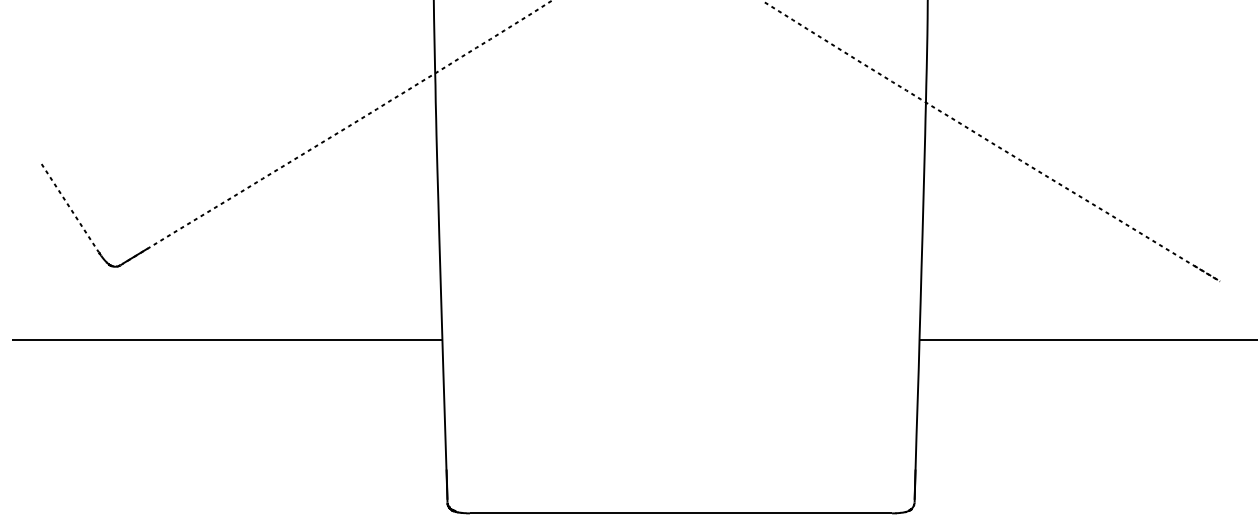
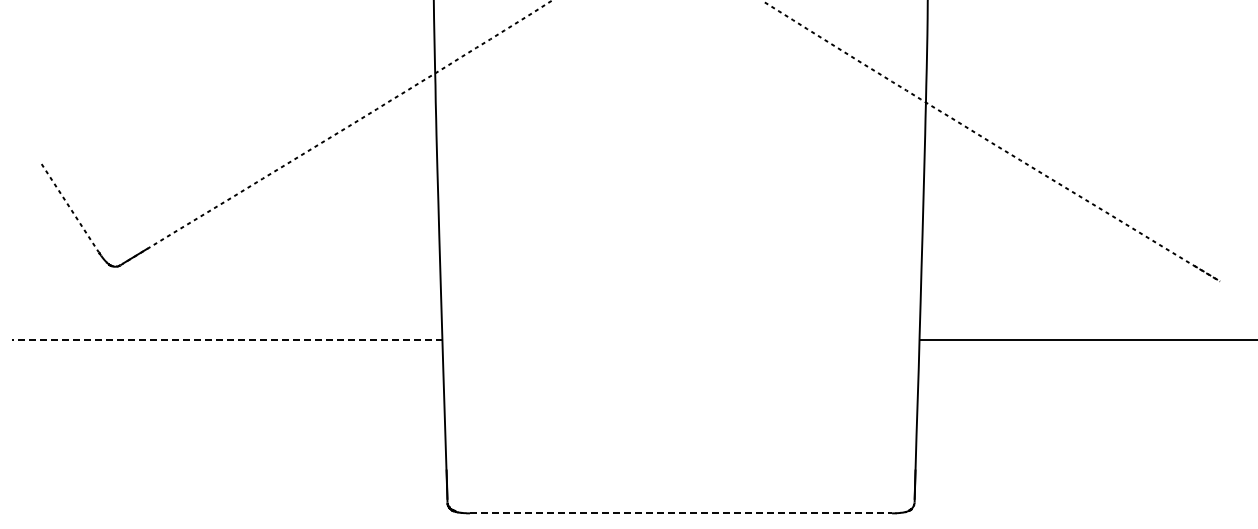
line: solid -> dashed (226, 339)
line: solid -> dashed (681, 513)
